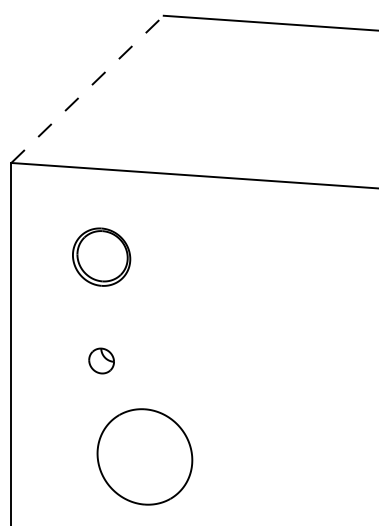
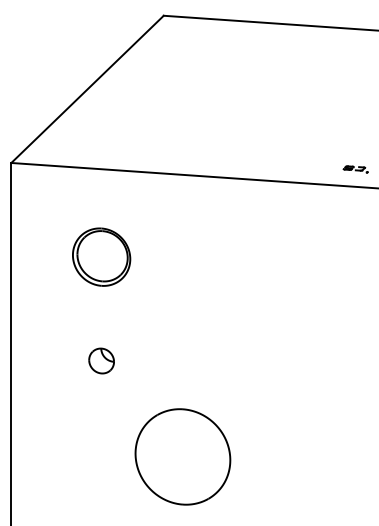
line: dashed -> solid (87, 89)
part: none -> present (355, 169)
part position: (144, 456) -> (182, 456) (182, 456)
